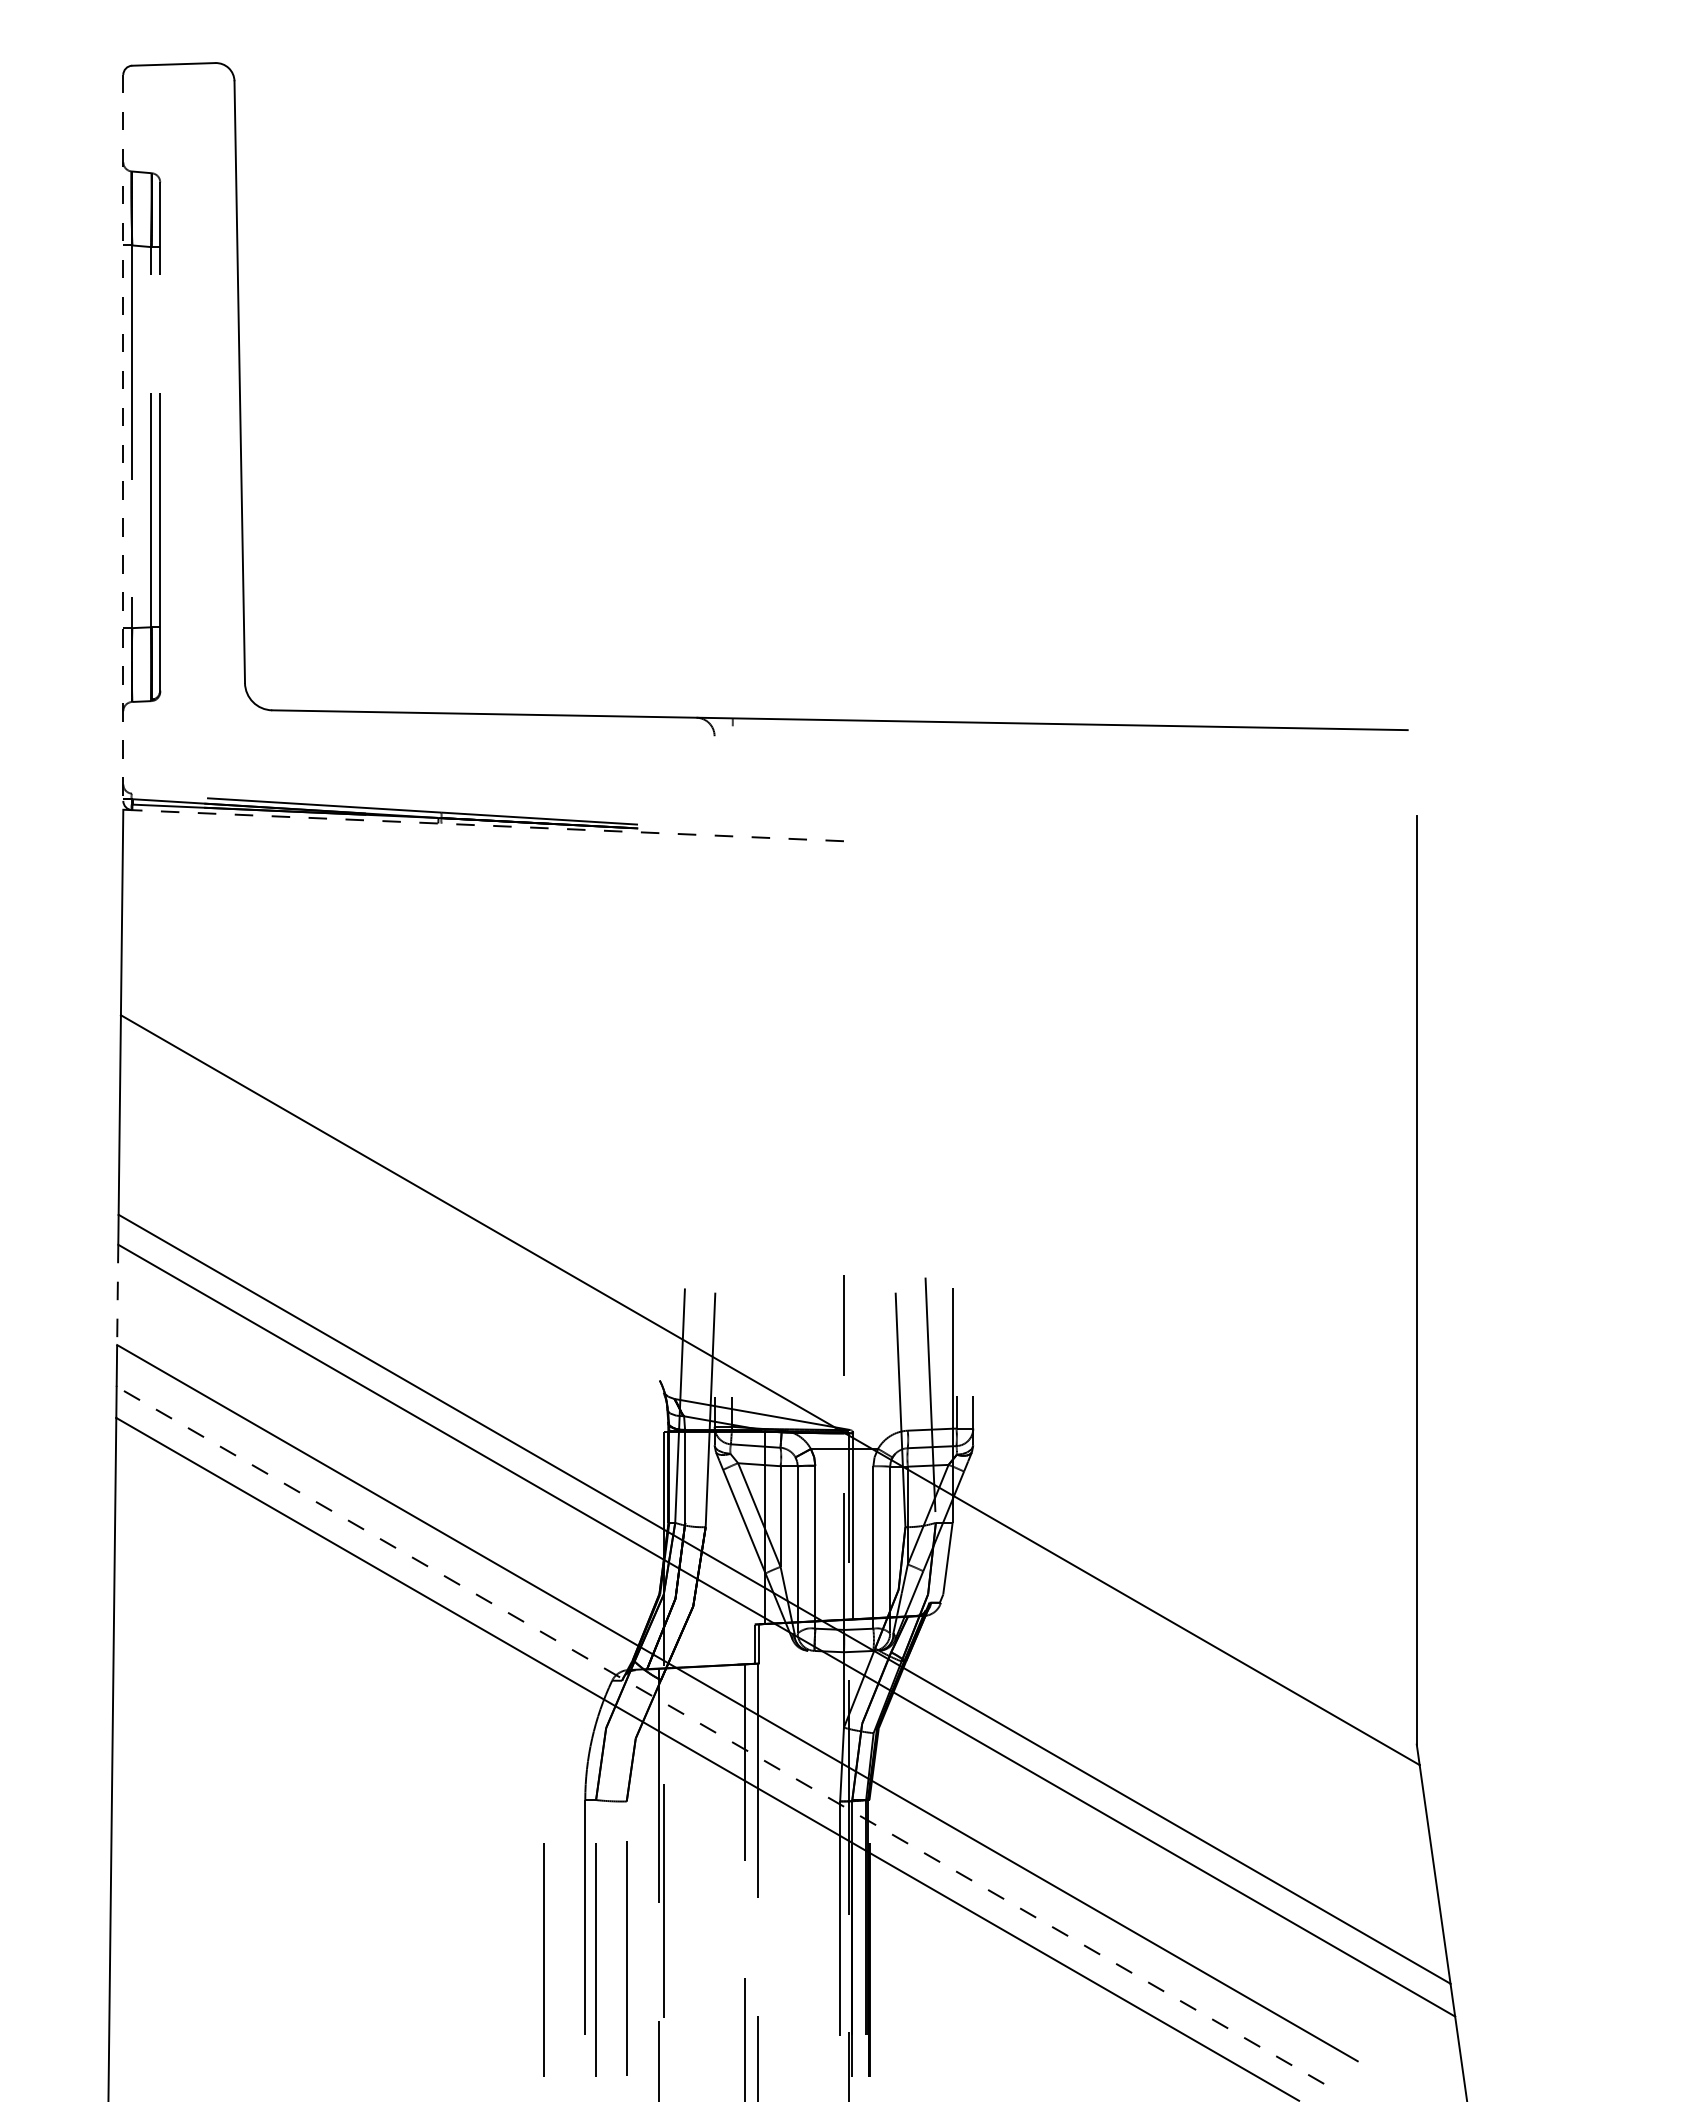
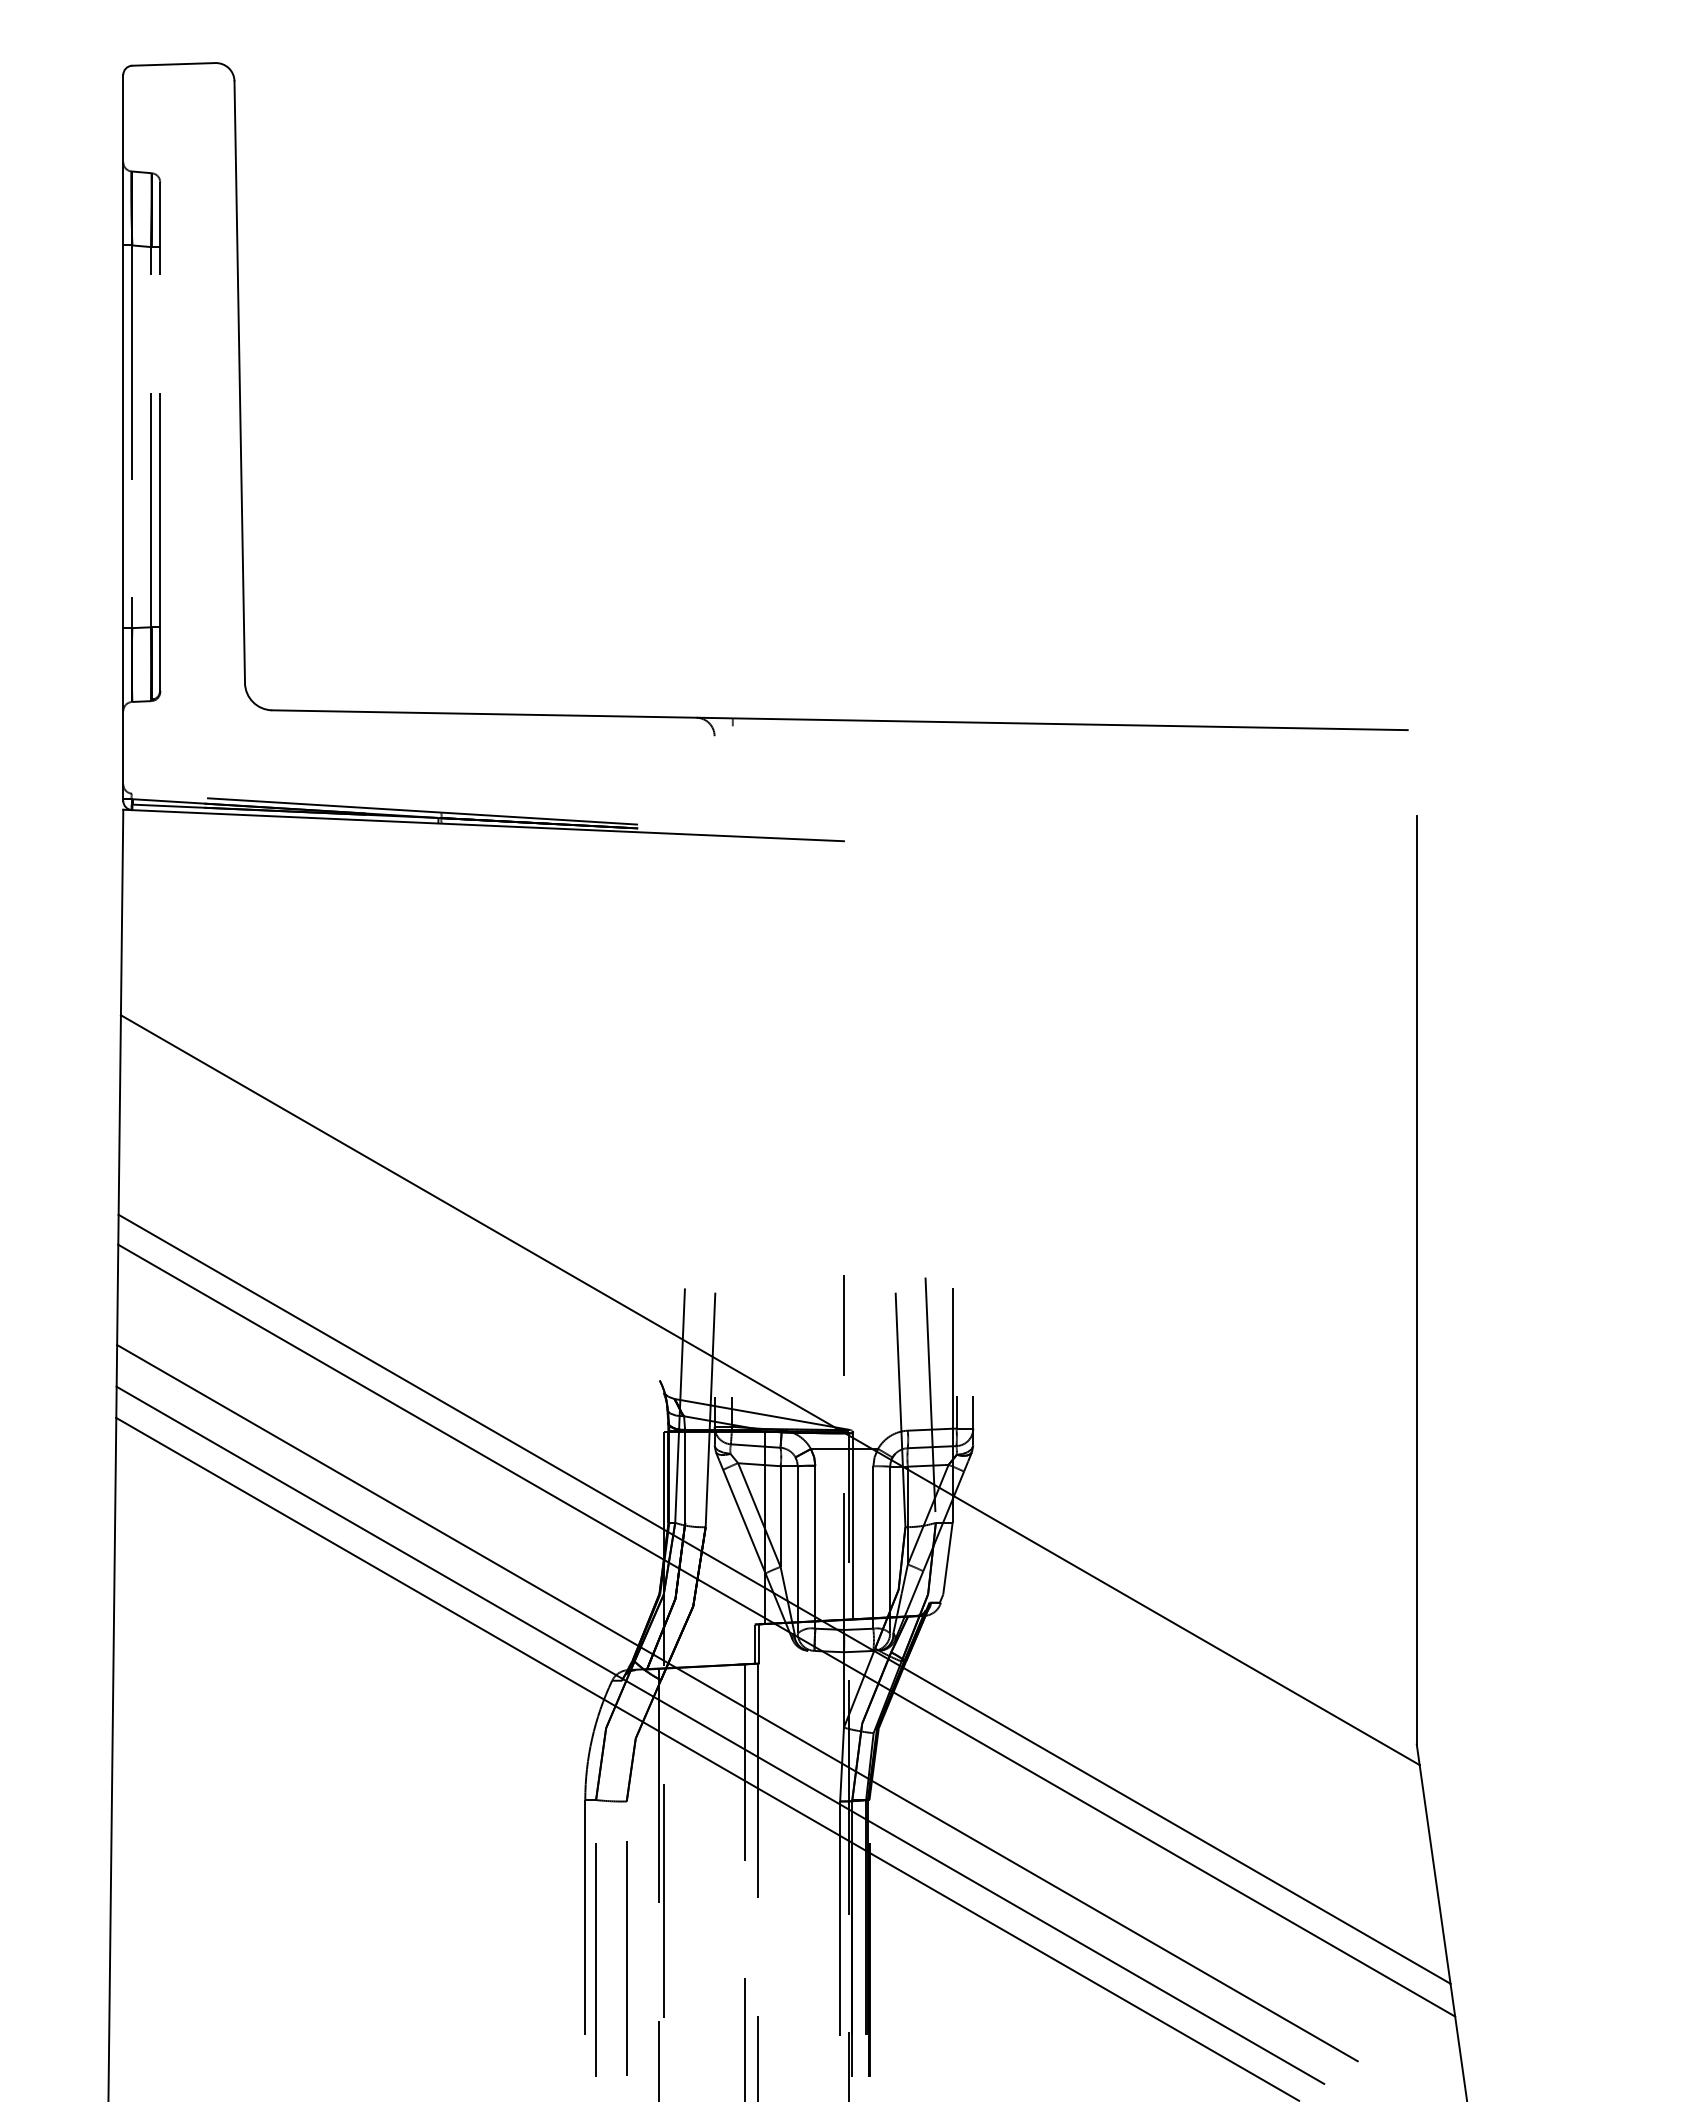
line: dashed -> solid (123, 437)
line: dashed -> solid (483, 825)
line: dashed -> solid (117, 1295)
line: dashed -> solid (719, 1735)
line: present -> none (543, 1959)
